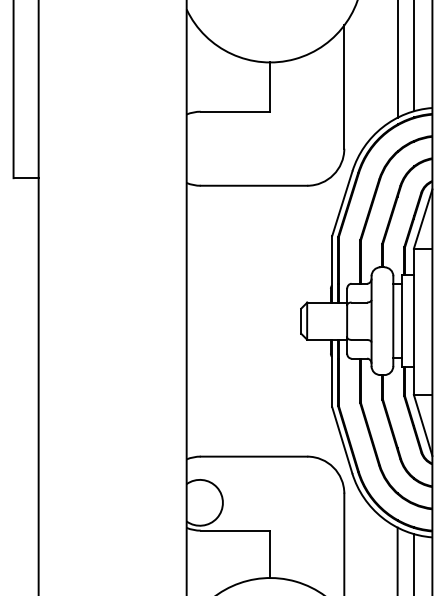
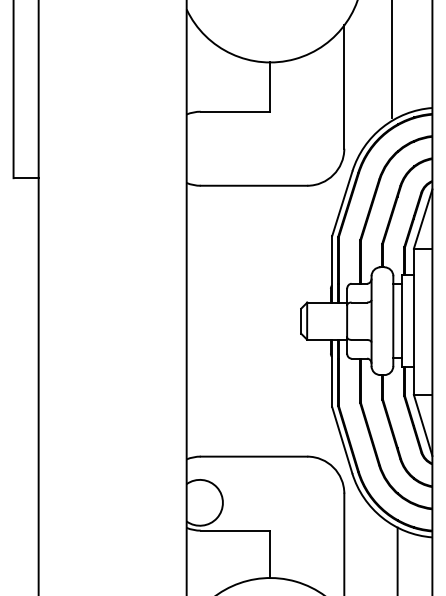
line: present -> none (413, 56)
line position: (397, 59) -> (391, 59) (391, 59)
line: present -> none (413, 563)
